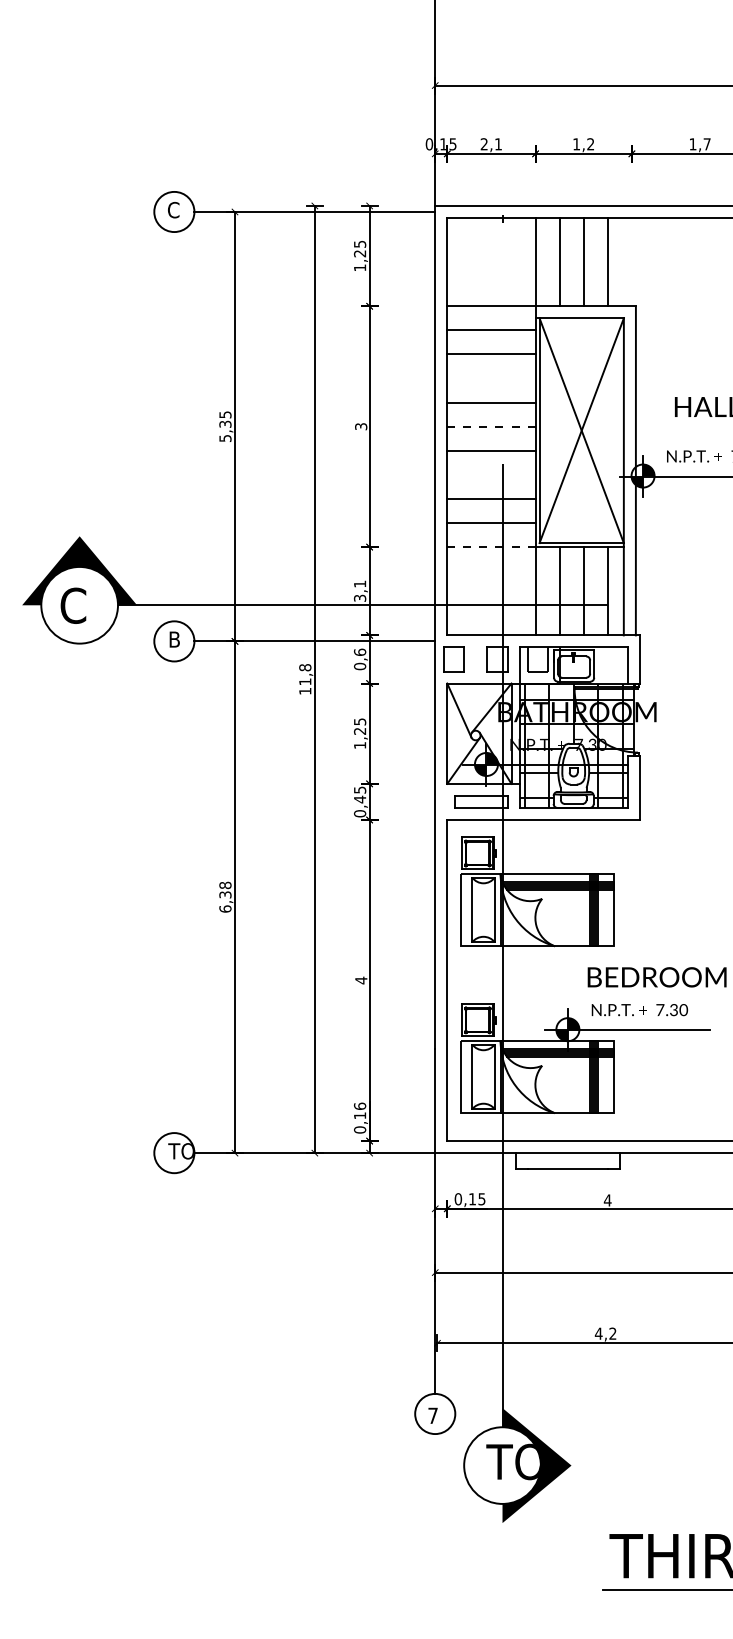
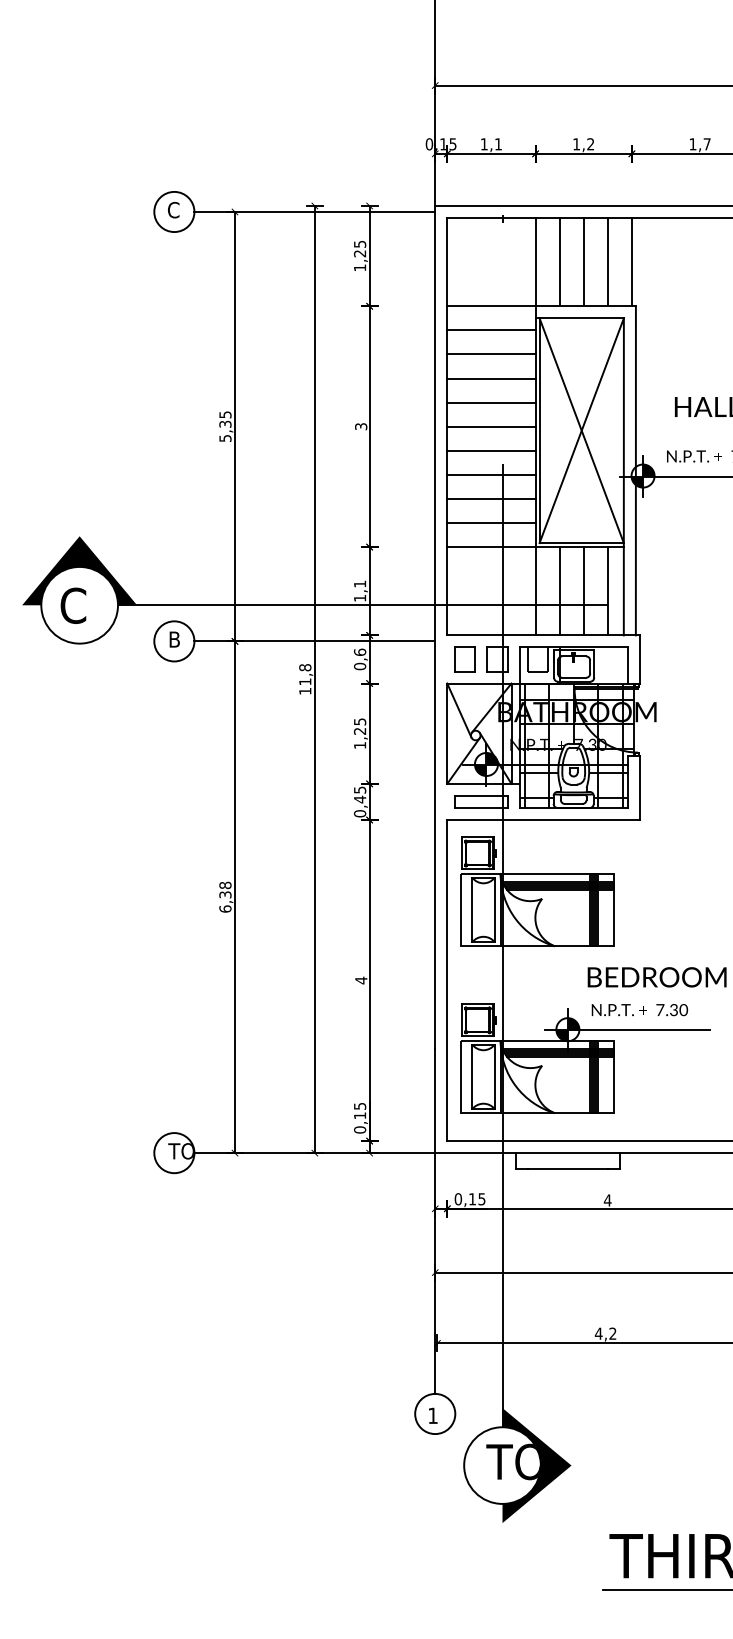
text: 2,1 -> 1,1 (483, 144)
line: none -> present (631, 262)
line: none -> present (491, 378)
line: dashed -> solid (490, 426)
line: none -> present (491, 474)
line: dashed -> solid (490, 547)
text: 3,1 -> 1,1 (359, 597)
part position: (453, 659) -> (464, 659) (464, 659)
text: 0,16 -> 0,15 (359, 1105)
text: 7 -> 1 (432, 1415)
